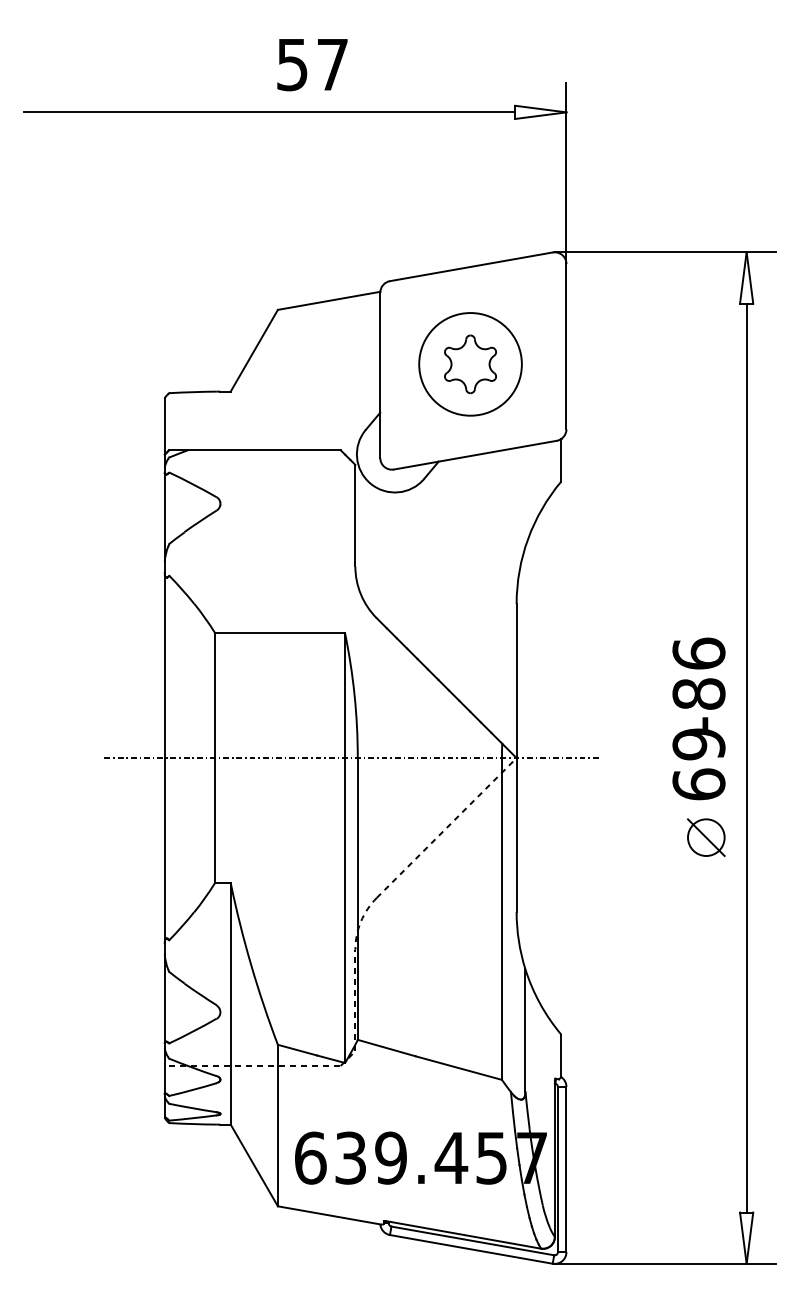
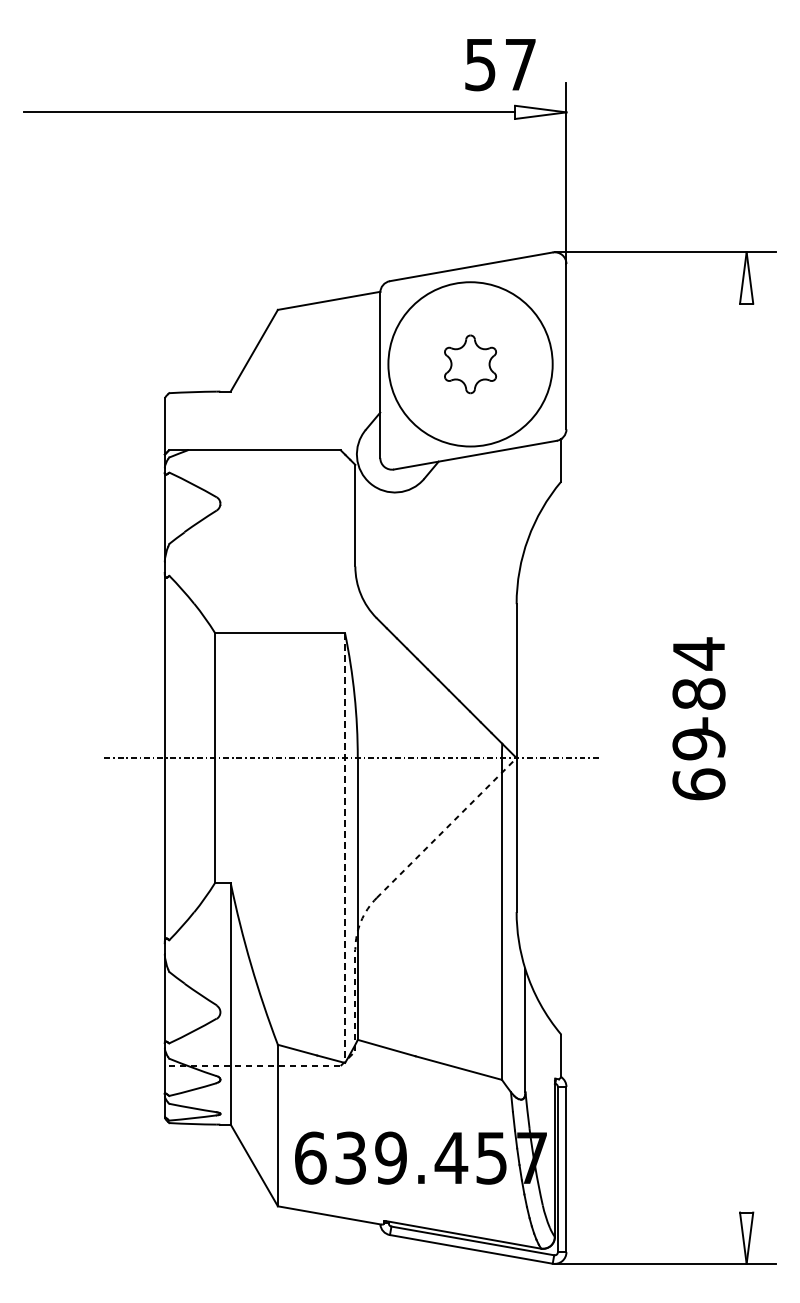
text position: (312, 65) -> (500, 65) (500, 65)
circle diameter: 103 px -> 164 px (470, 364)
text: -86 -> -84 (698, 653)
line: present -> none (746, 757)
part: present -> none (705, 837)
line: solid -> dashed (345, 848)
